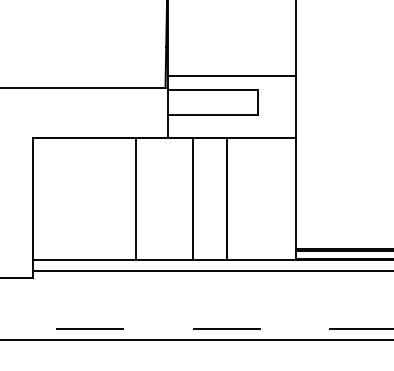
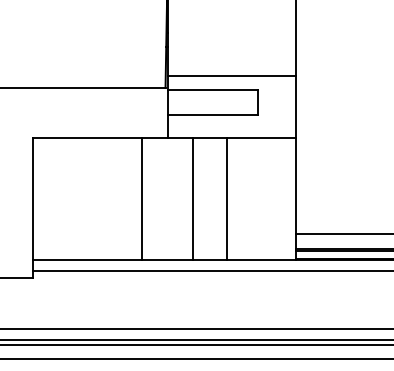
line position: (136, 198) -> (142, 198) (142, 198)
line: none -> present (342, 233)
line: dashed -> solid (197, 328)
line: none -> present (196, 345)
line: none -> present (196, 359)
